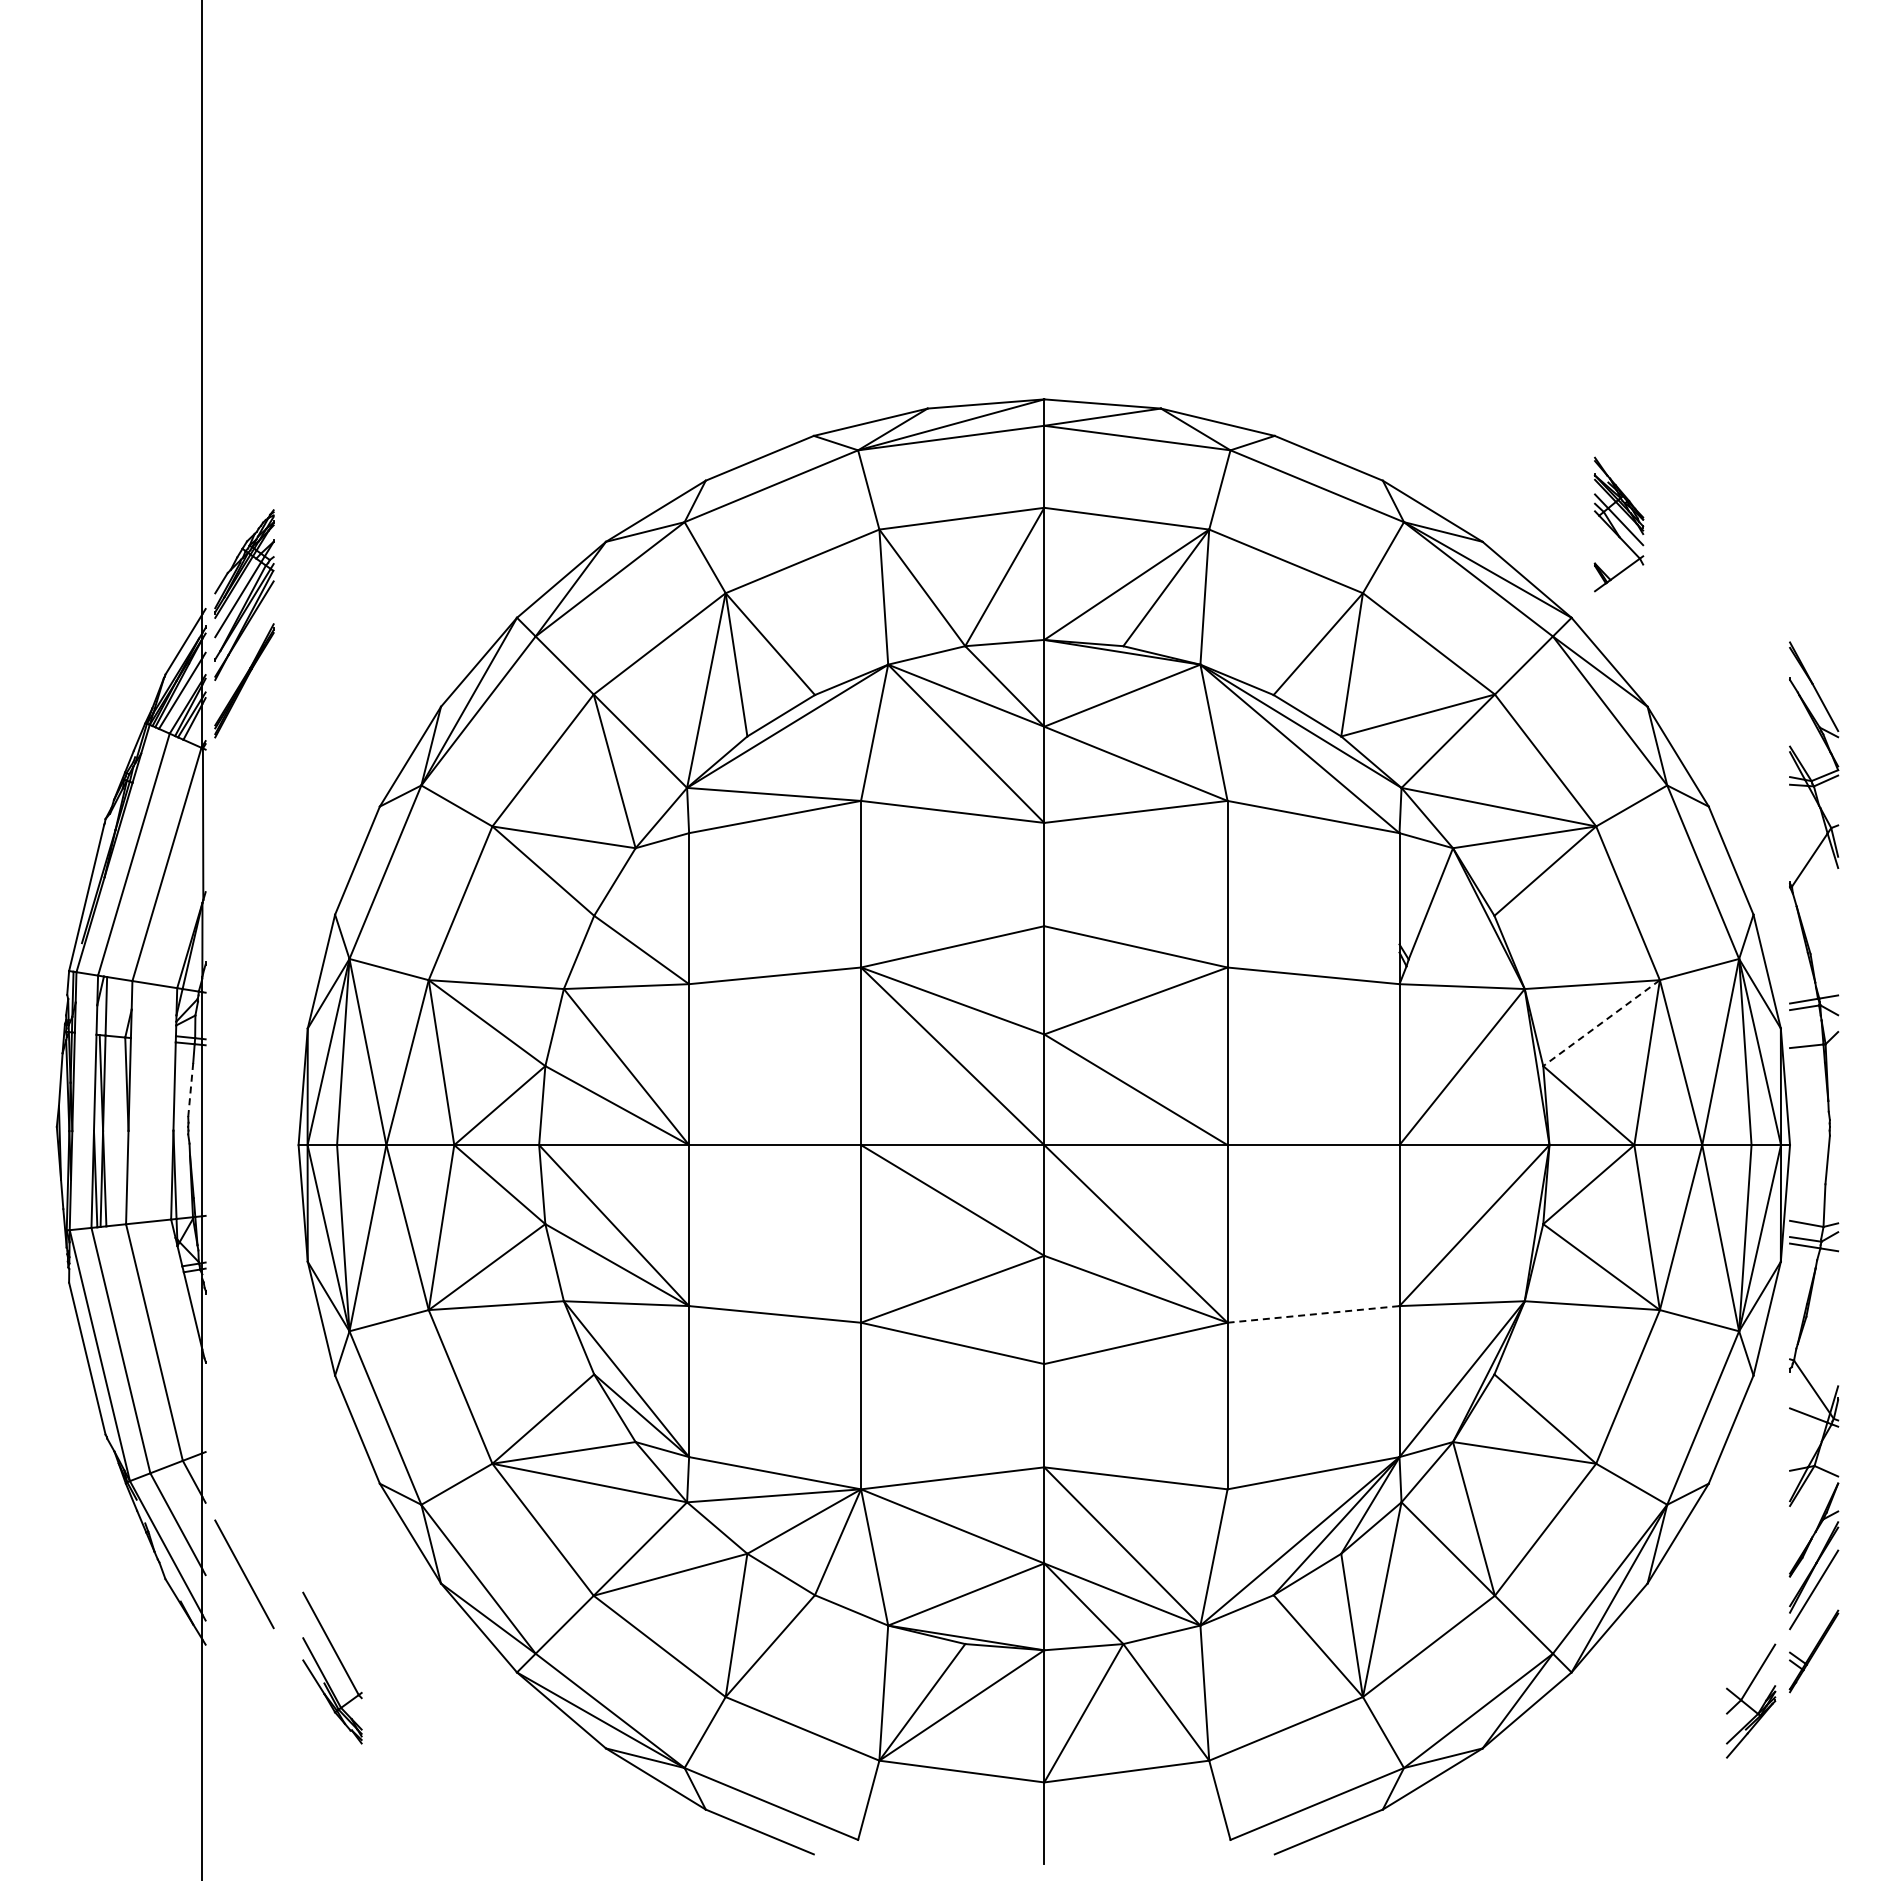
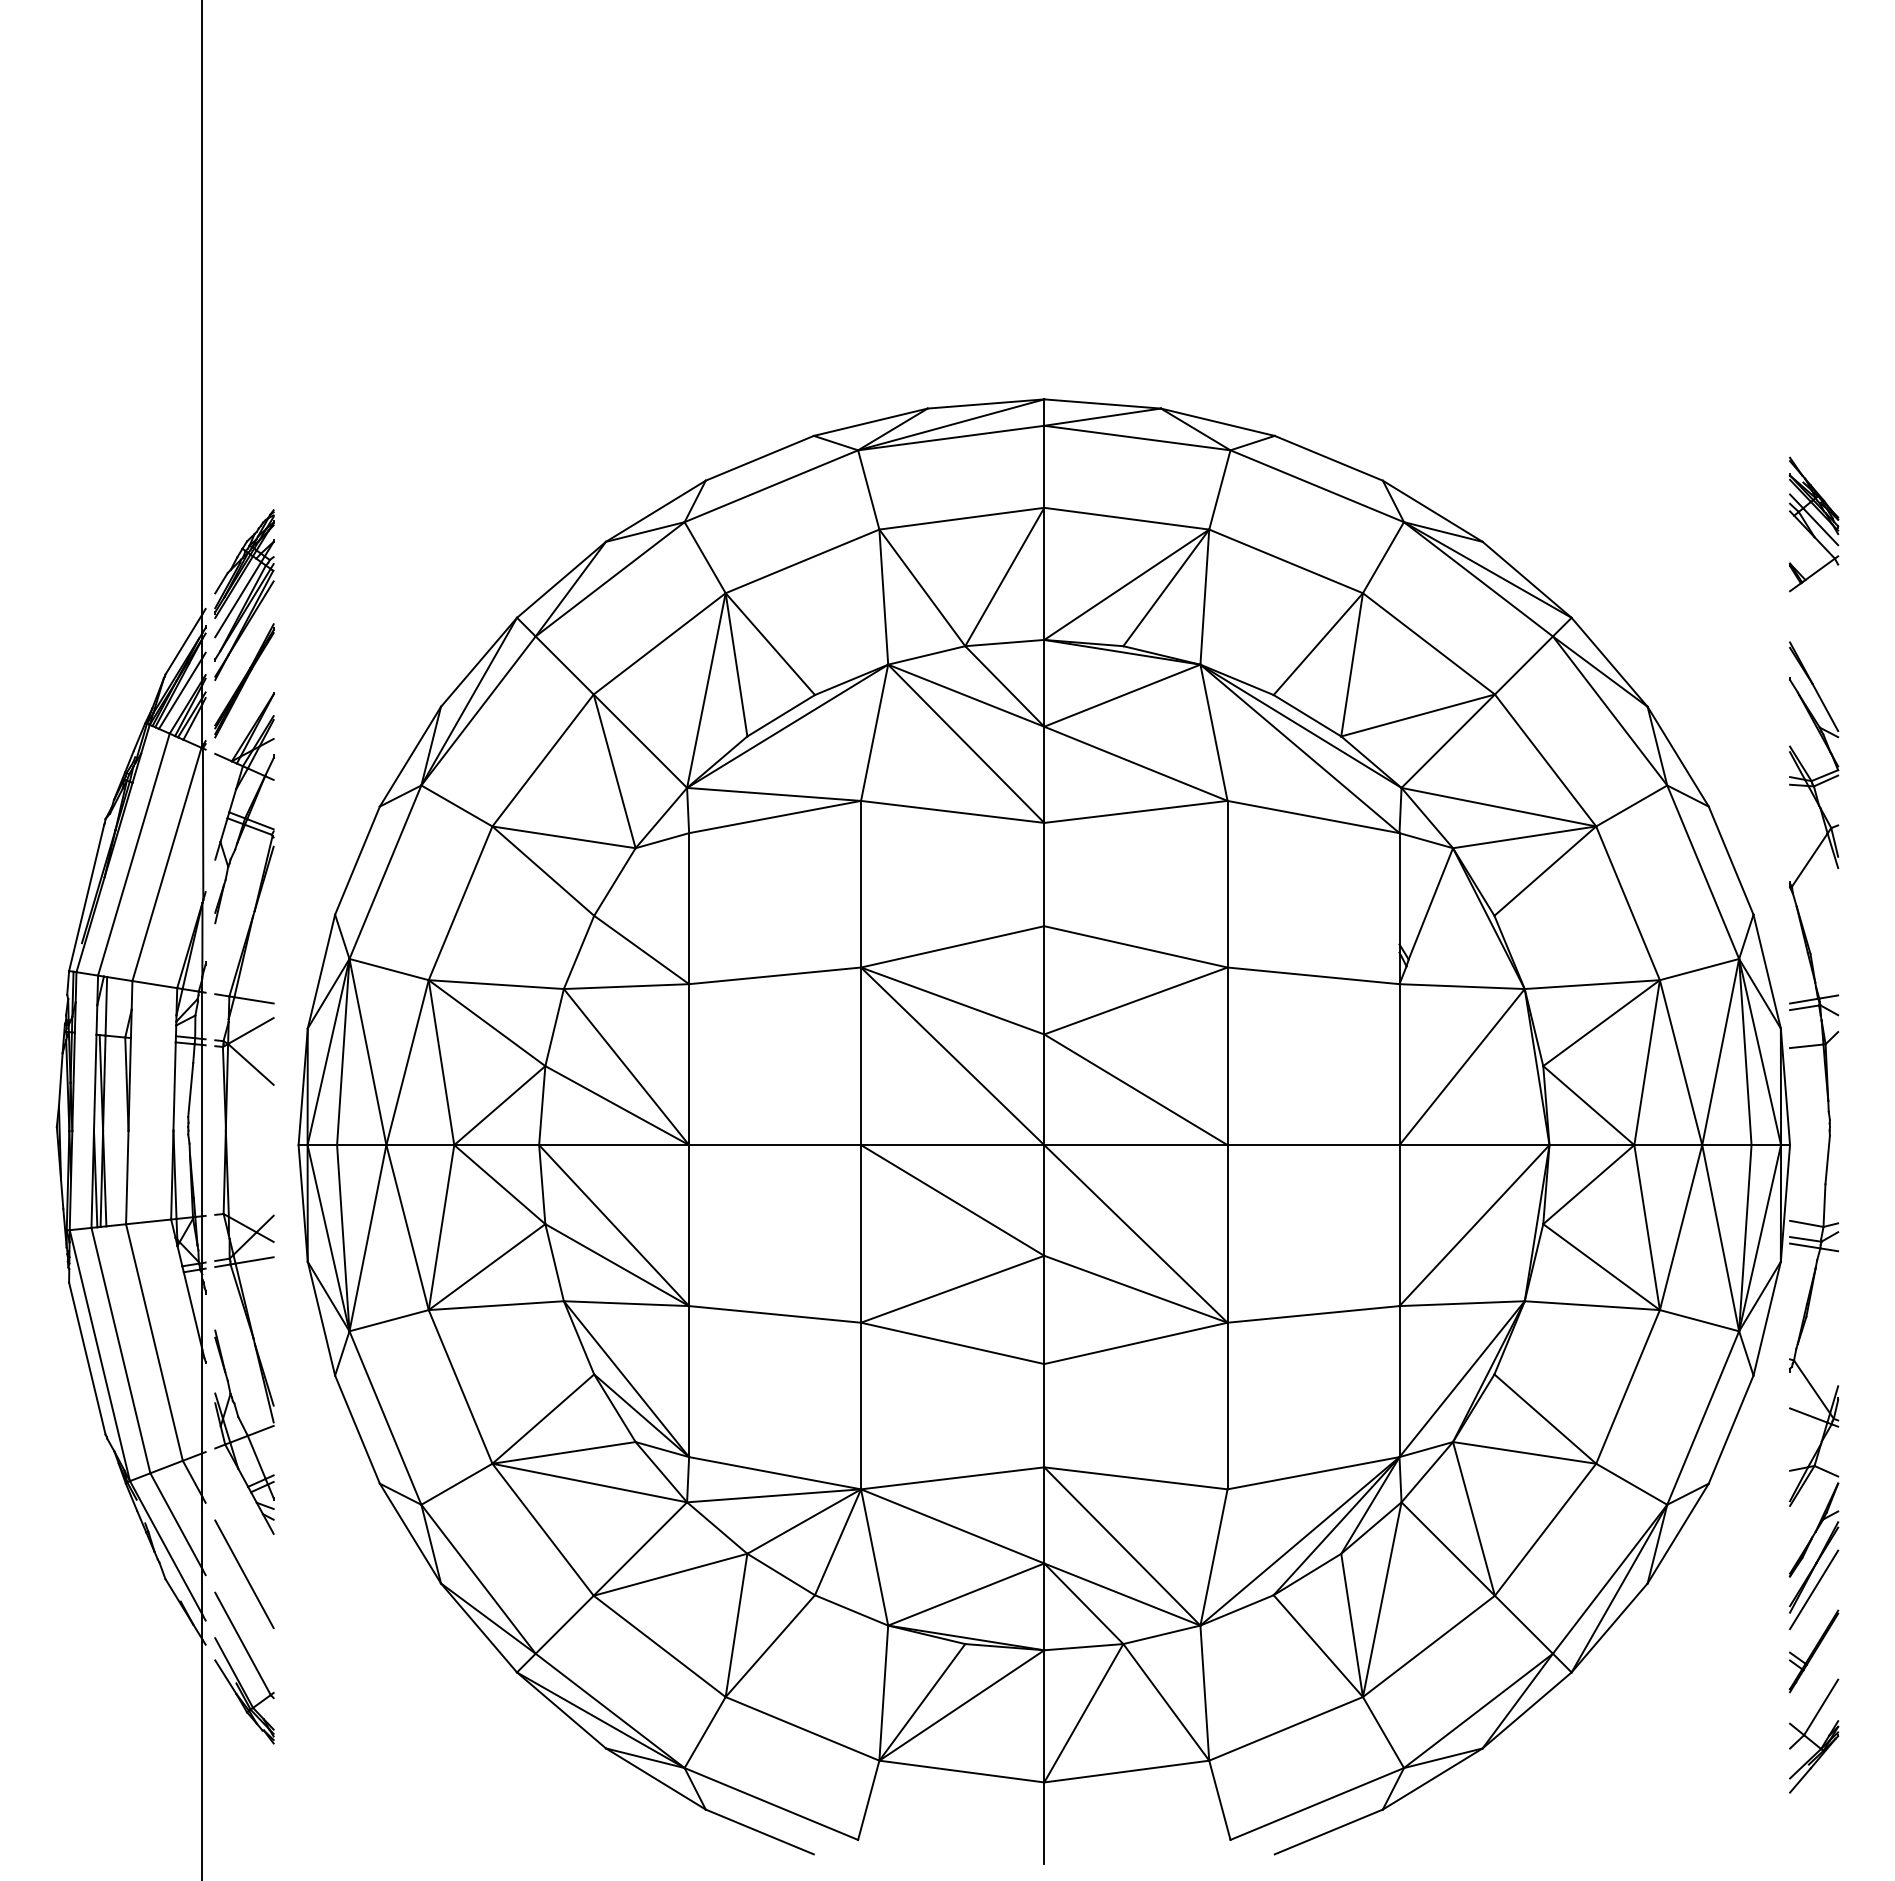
part position: (1618, 524) -> (1813, 524) (1813, 524)
line: dashed -> solid (1601, 1023)
line: dashed -> solid (190, 1090)
part: none -> present (227, 1113)
line: dashed -> solid (1314, 1314)
part position: (340, 1663) -> (252, 1663) (252, 1663)
part position: (1751, 1700) -> (1814, 1735) (1814, 1735)
